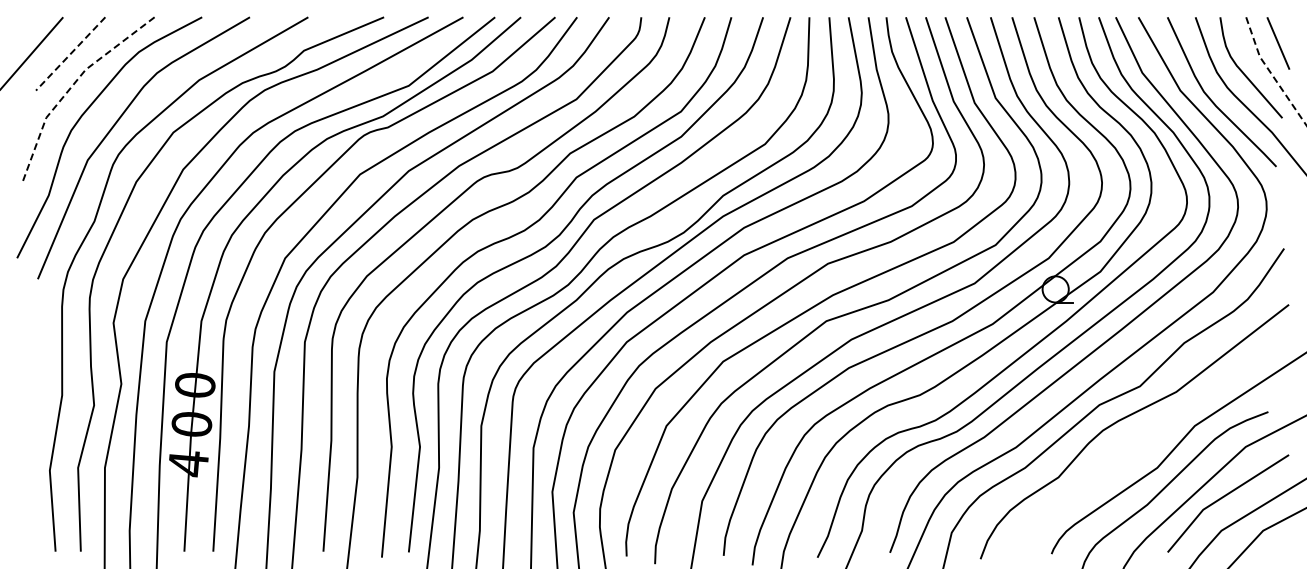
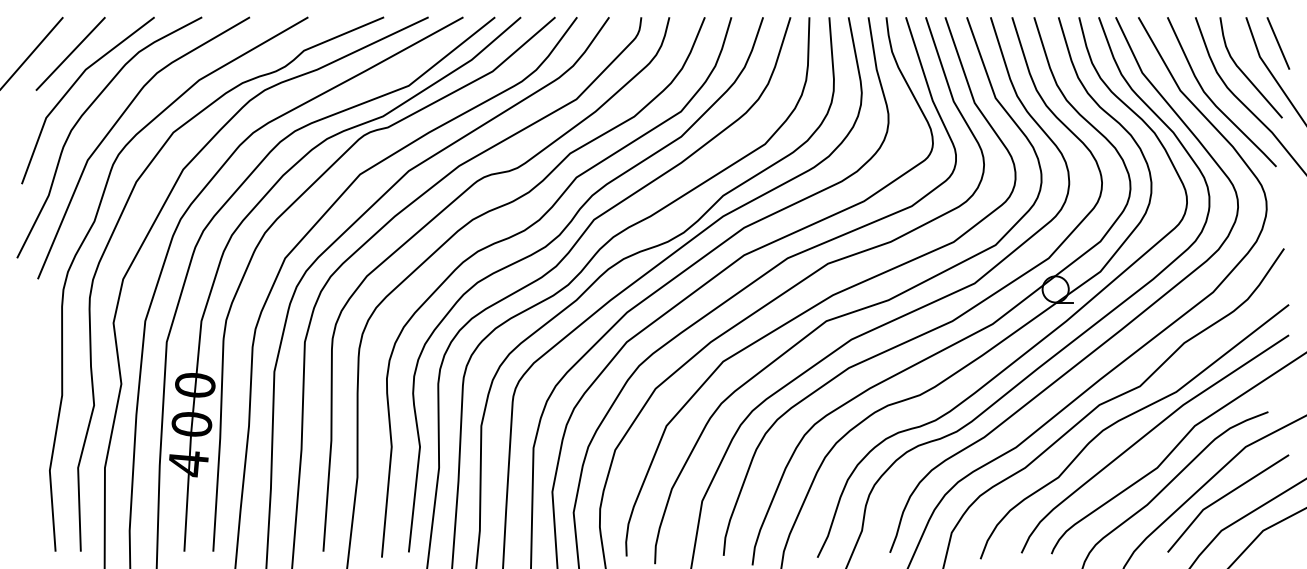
line: dashed -> solid (70, 54)
line: dashed -> solid (1271, 74)
line: dashed -> solid (70, 88)
curve: none -> present (1148, 434)
